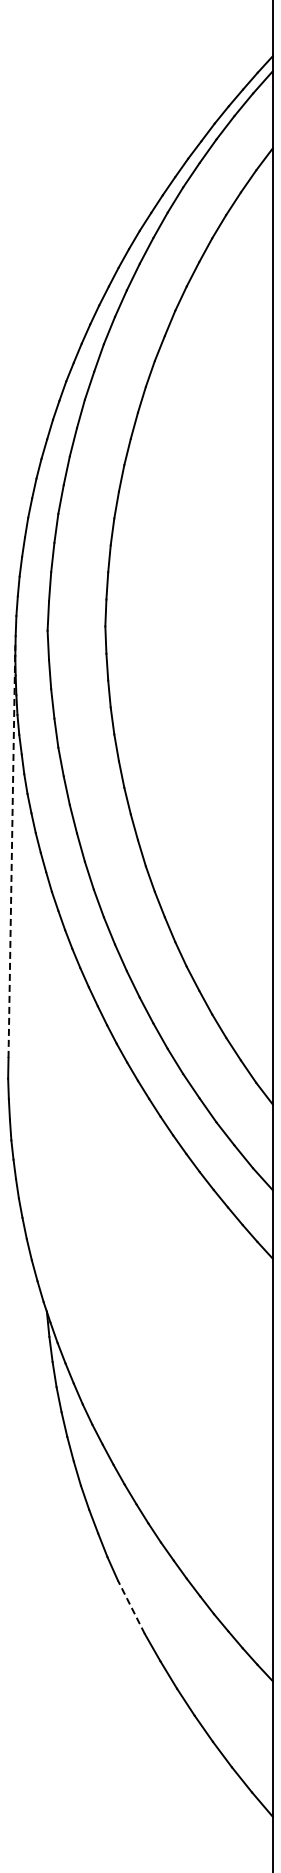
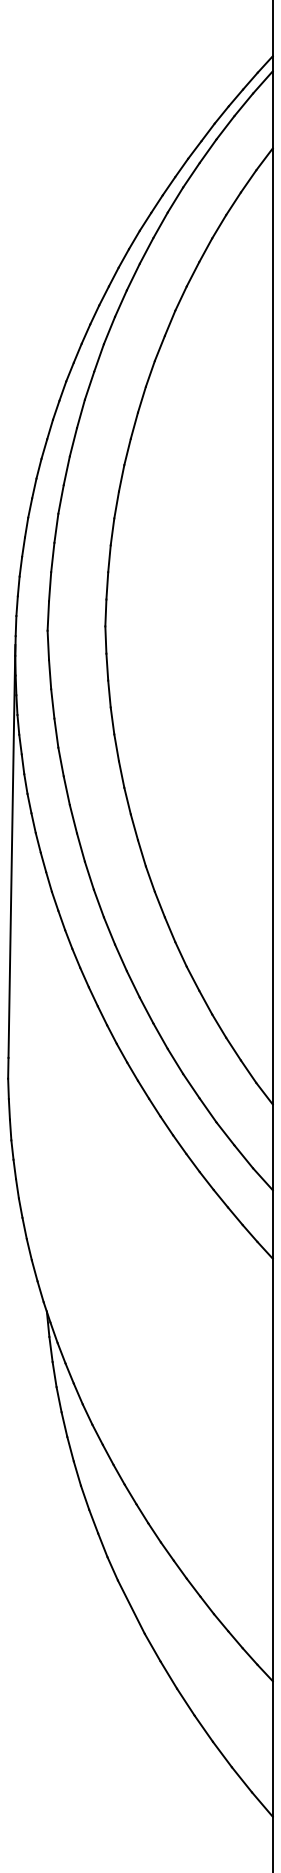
line: dashed -> solid (11, 850)
line: dashed -> solid (131, 1607)
